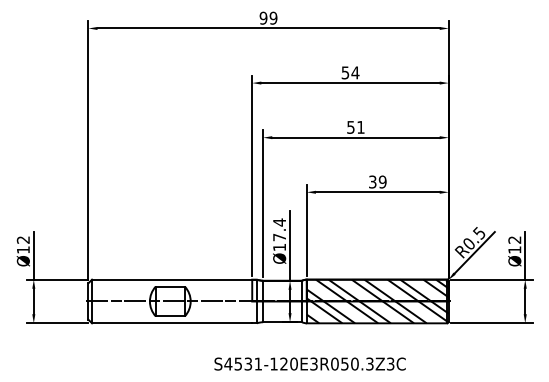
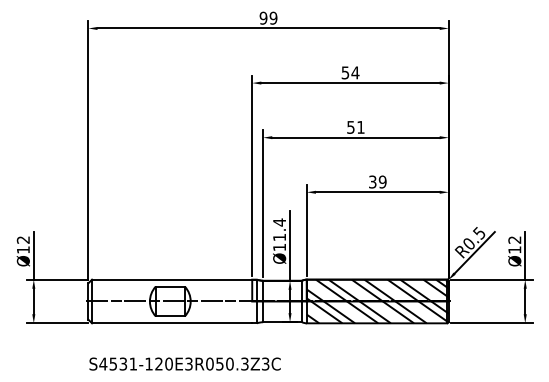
text: Ø17.4 -> Ø11.4 (279, 237)
text position: (309, 363) -> (184, 363) (184, 363)
